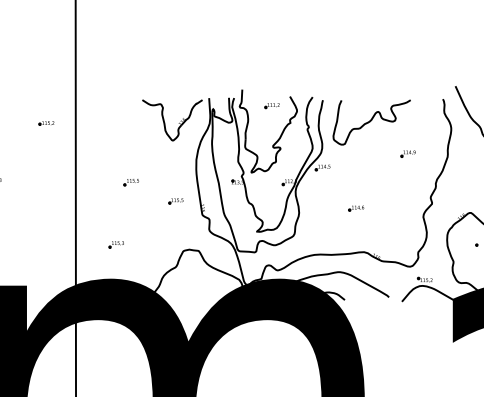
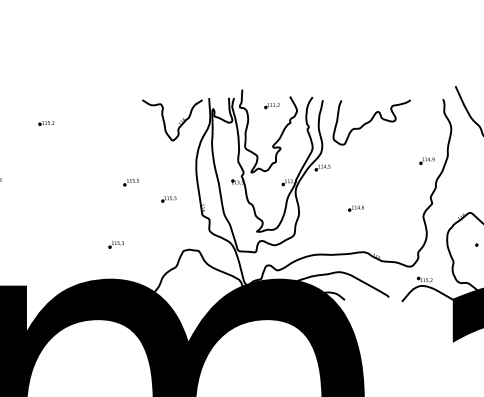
part position: (407, 153) -> (426, 160) (426, 160)
line: present -> none (75, 197)
part position: (175, 201) -> (168, 199) (168, 199)
